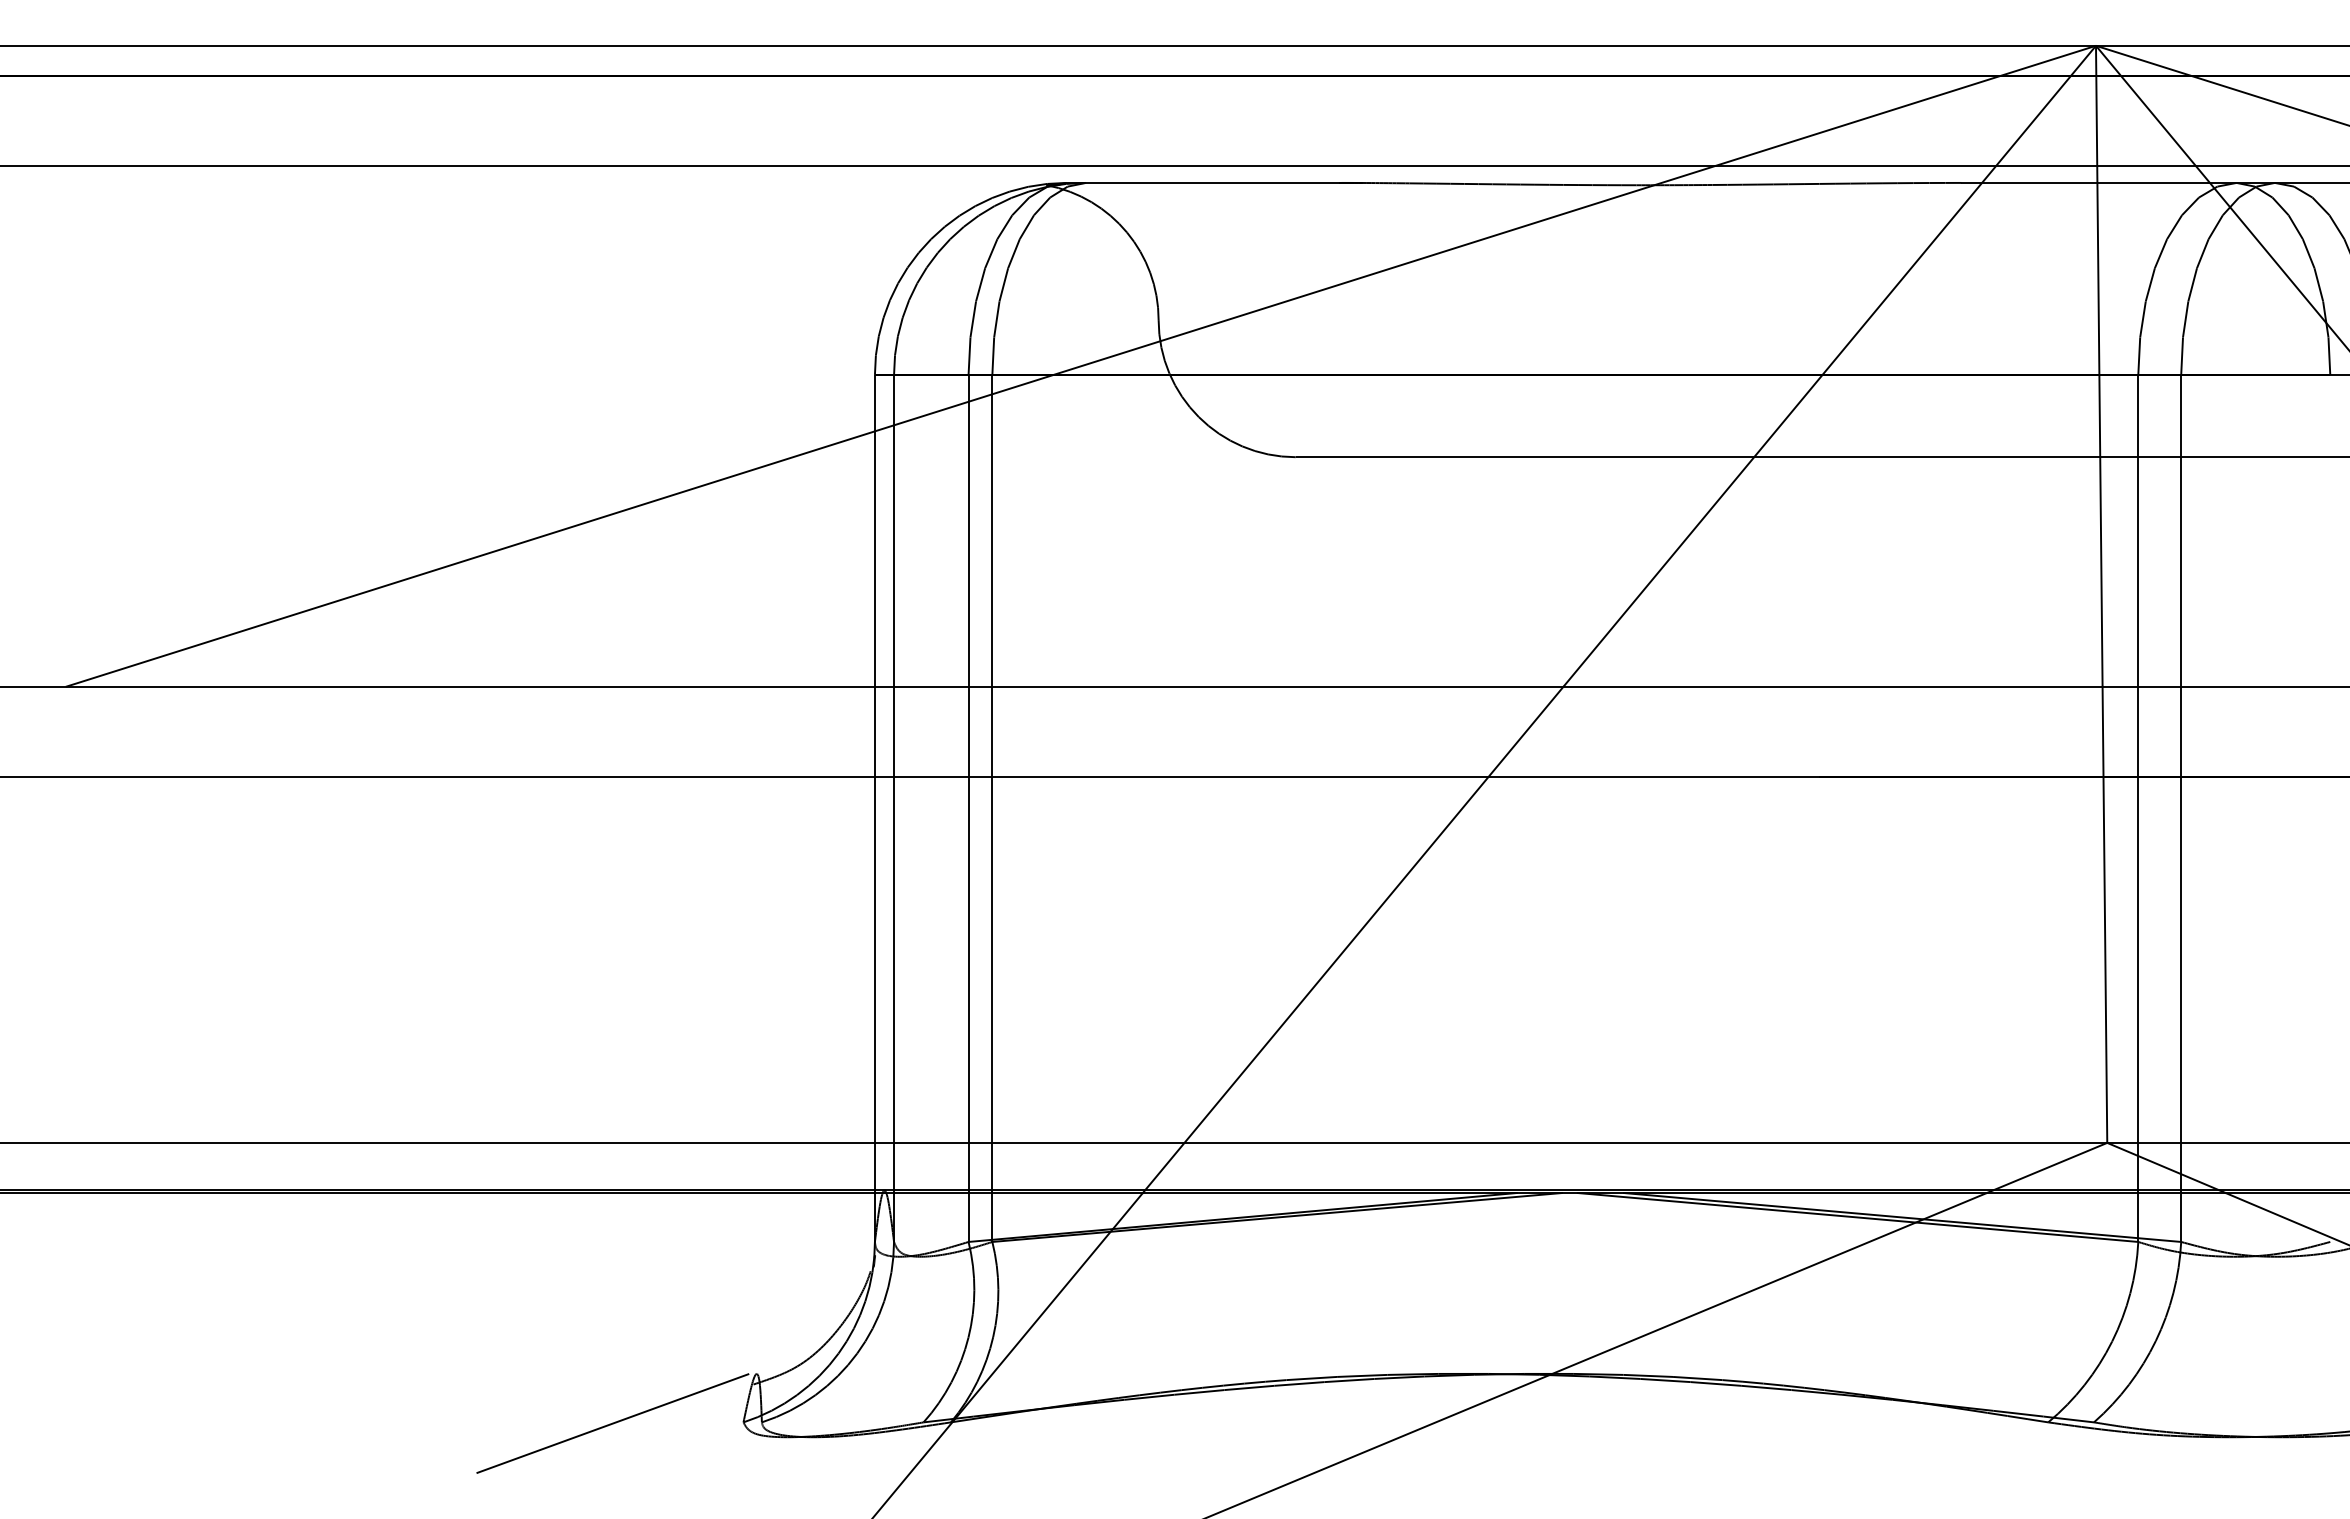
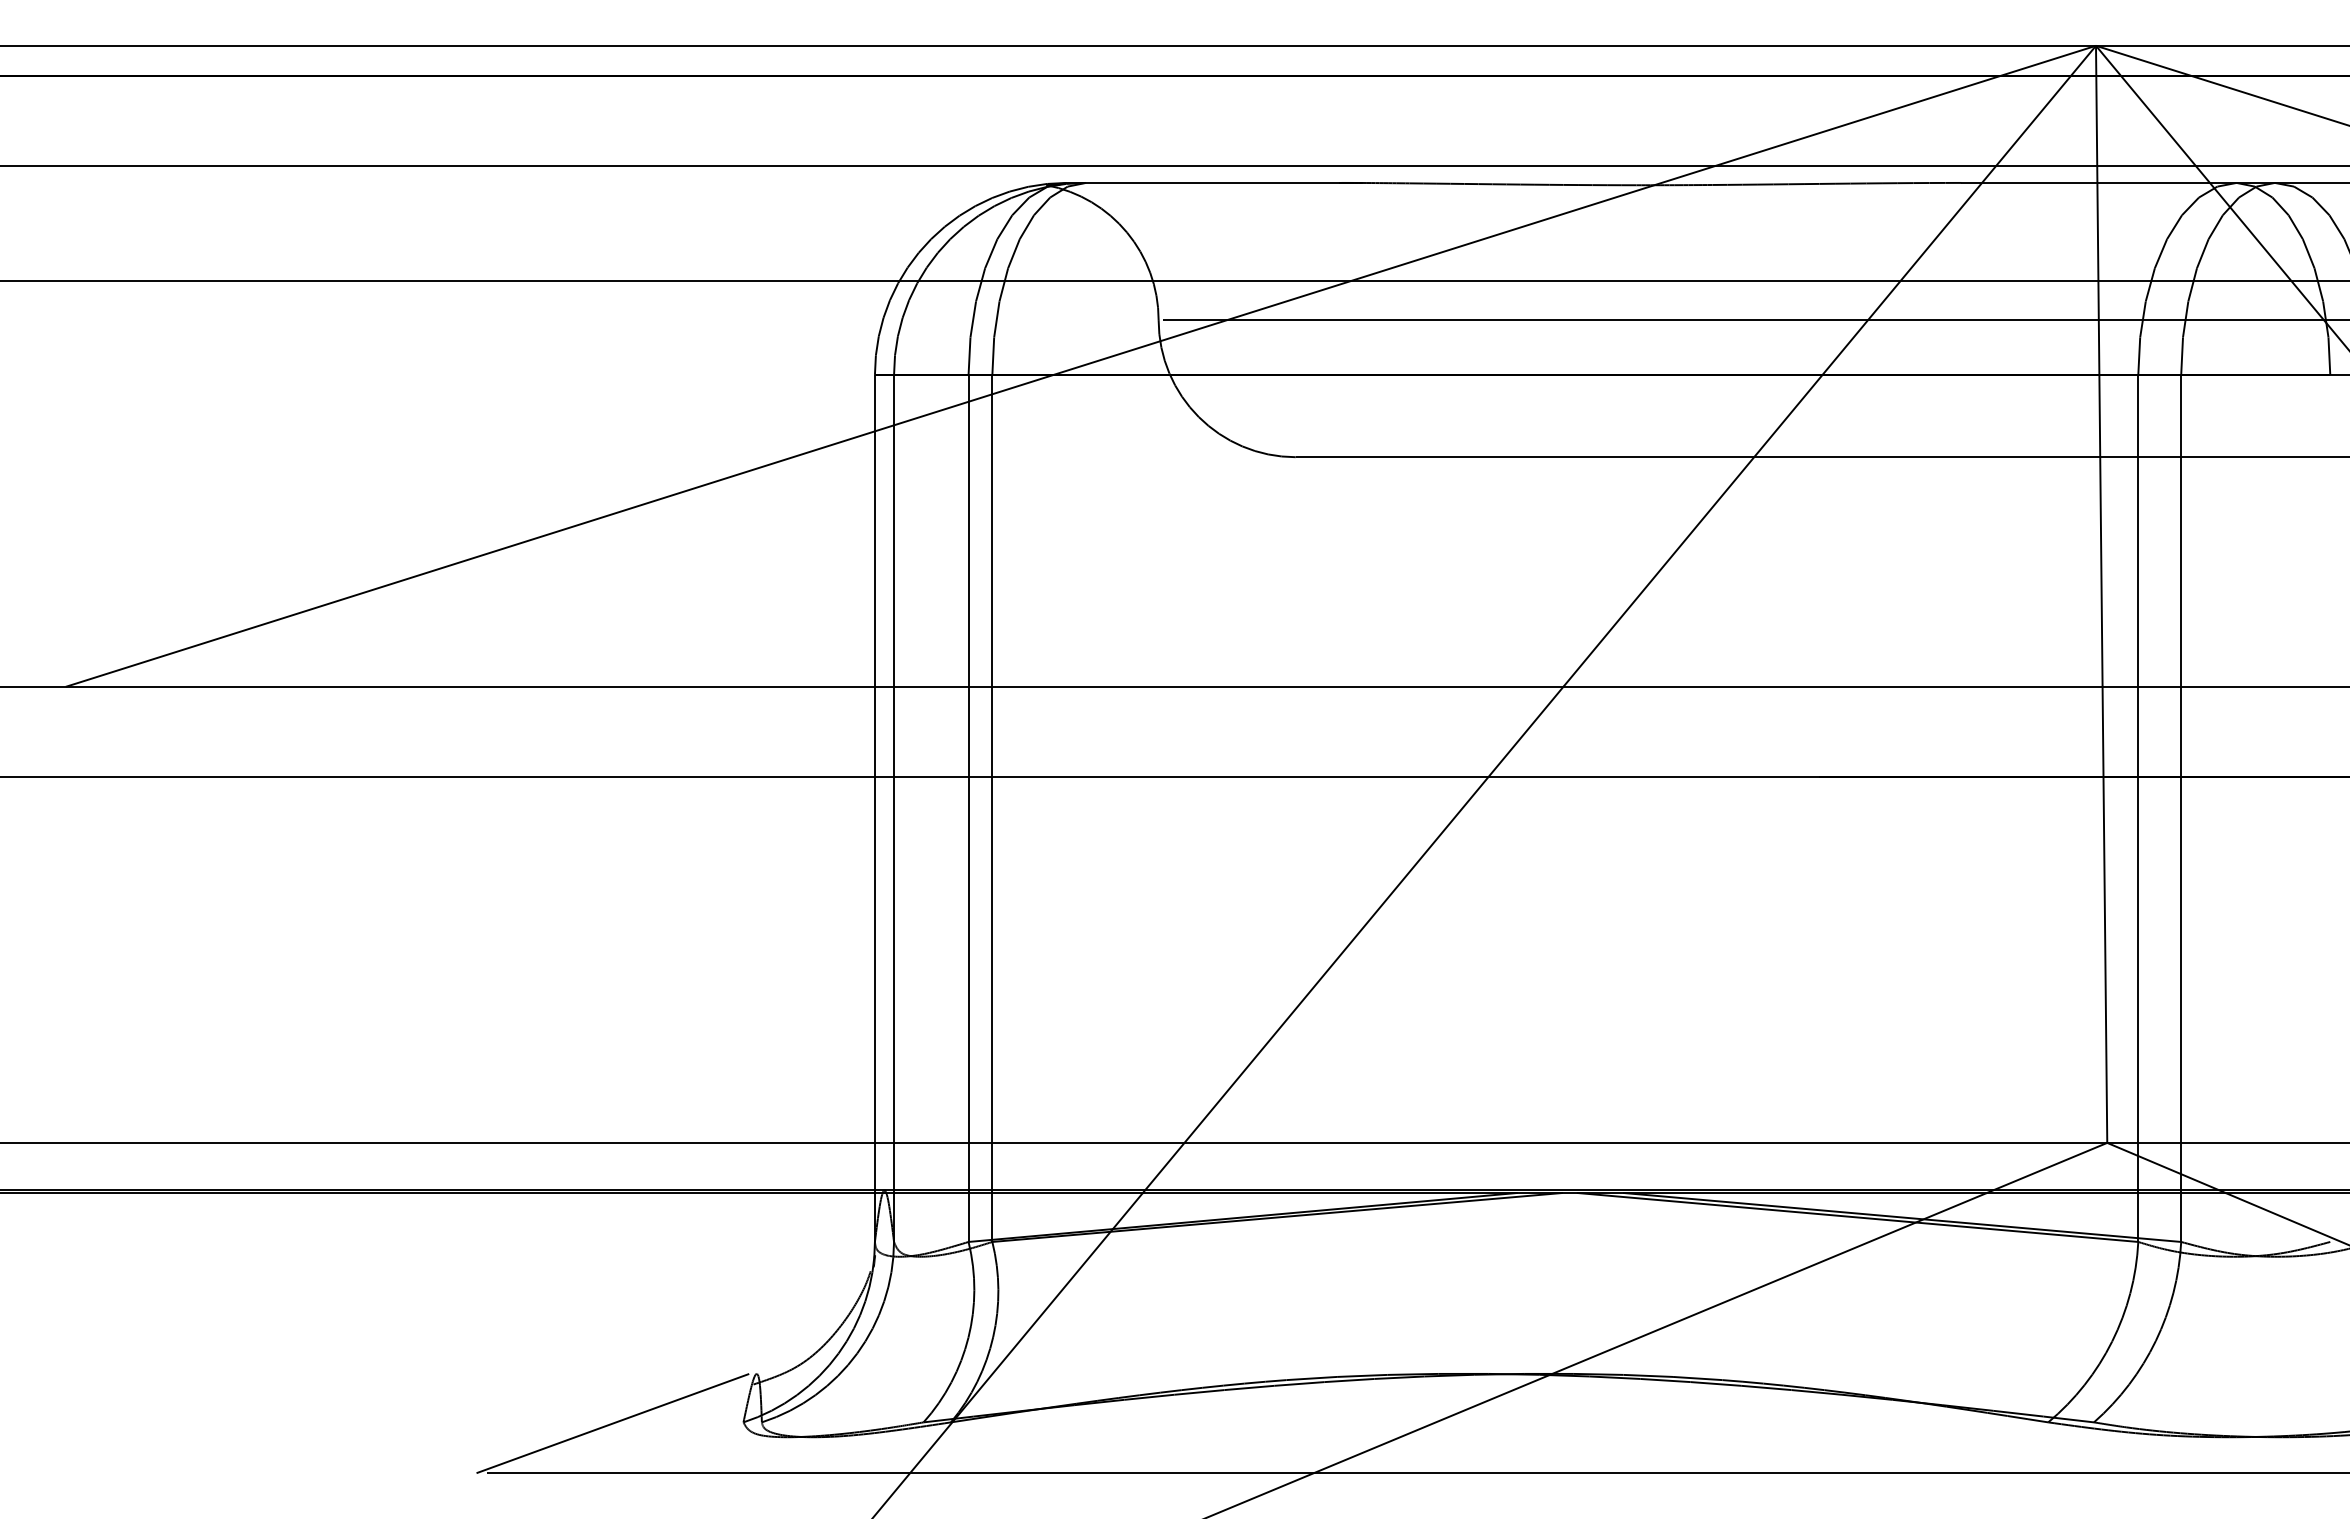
line: none -> present (1174, 280)
line: none -> present (1754, 320)
line: none -> present (1416, 1473)
